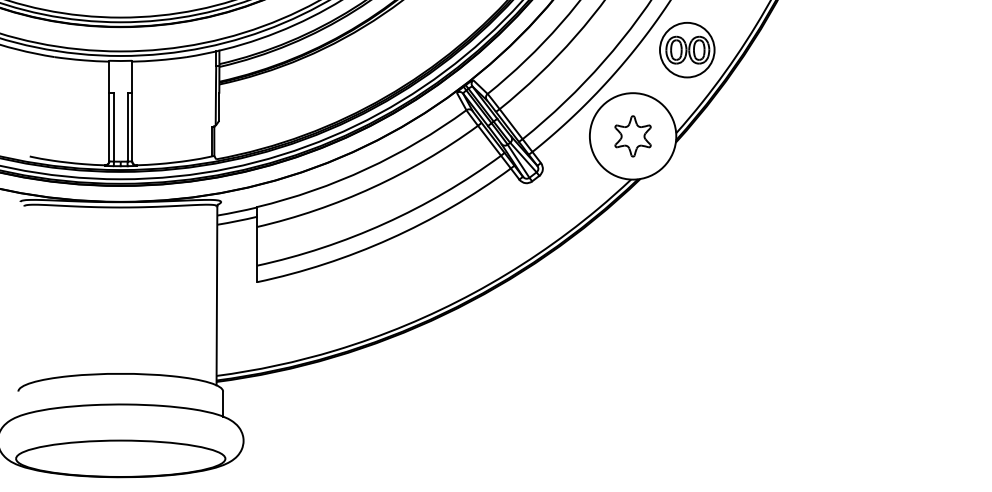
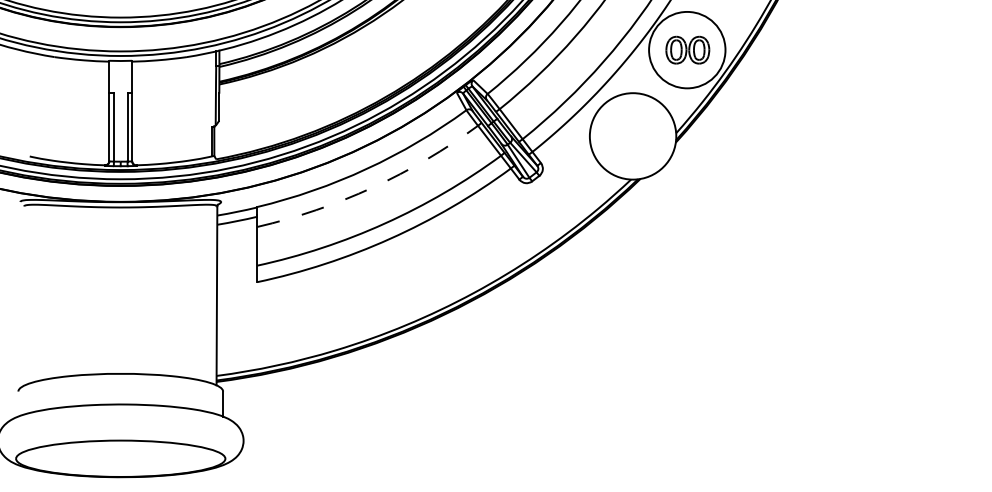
circle diameter: 55 px -> 76 px (687, 49)
part: present -> none (632, 136)
arc: solid -> dashed (372, 187)
